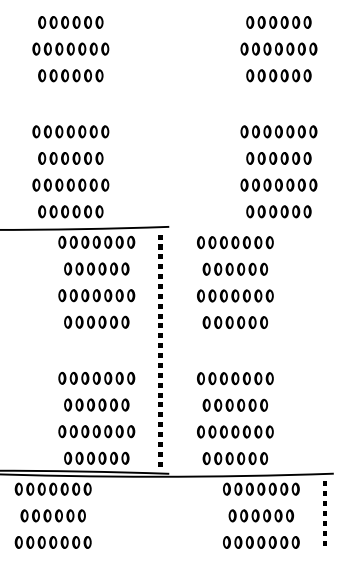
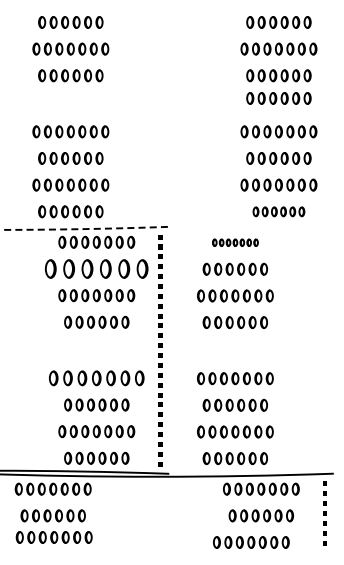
part: none -> present (278, 98)
part size: 66x14 px -> 54x12 px (278, 211)
arc: solid -> dashed (84, 229)
part size: 77x14 px -> 47x9 px (235, 242)
part size: 66x14 px -> 104x20 px (96, 268)
part size: 78x13 px -> 96x17 px (96, 378)
part position: (52, 542) -> (53, 537) (53, 537)
part position: (261, 542) -> (251, 542) (251, 542)
